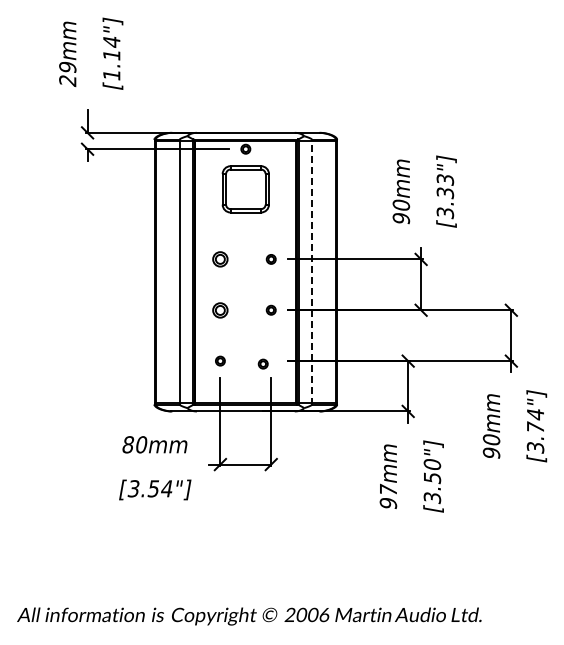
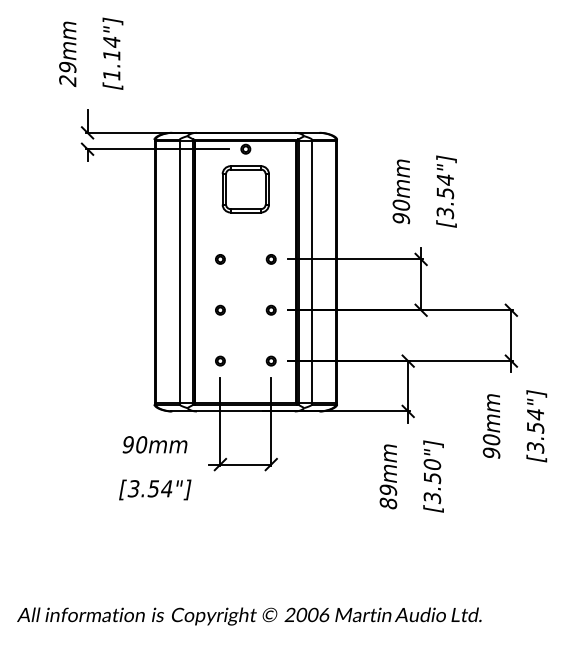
text: [3.33"] -> [3.54"] (445, 185)
part size: 17x17 px -> 11x11 px (220, 259)
line: dashed -> solid (311, 272)
part size: 17x17 px -> 11x12 px (220, 309)
part position: (262, 363) -> (270, 360) (270, 360)
text: [3.74"] -> [3.54"] (535, 427)
text: 80mm -> 90mm (128, 444)
text: 97mm -> 89mm (388, 496)
